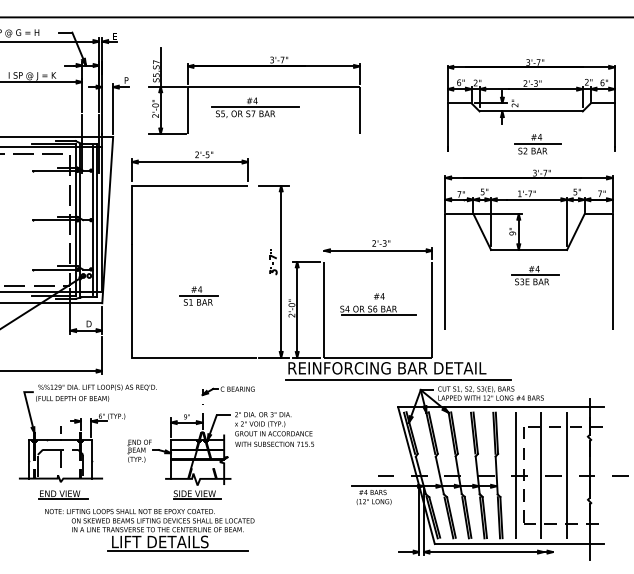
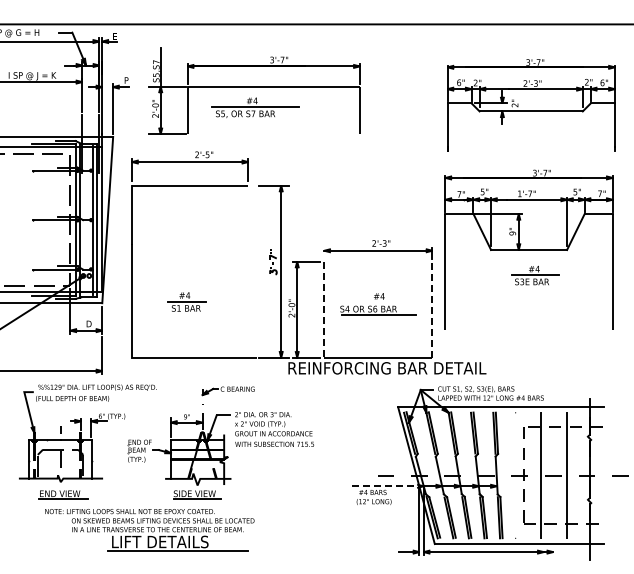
line position: (316, 17) -> (316, 24) (316, 24)
part: present -> none (537, 144)
part position: (198, 295) -> (186, 301) (186, 301)
line: solid -> dashed (432, 309)
line: solid -> dashed (324, 310)
line: present -> none (398, 379)
line: present -> none (515, 475)
line: solid -> dashed (385, 486)
